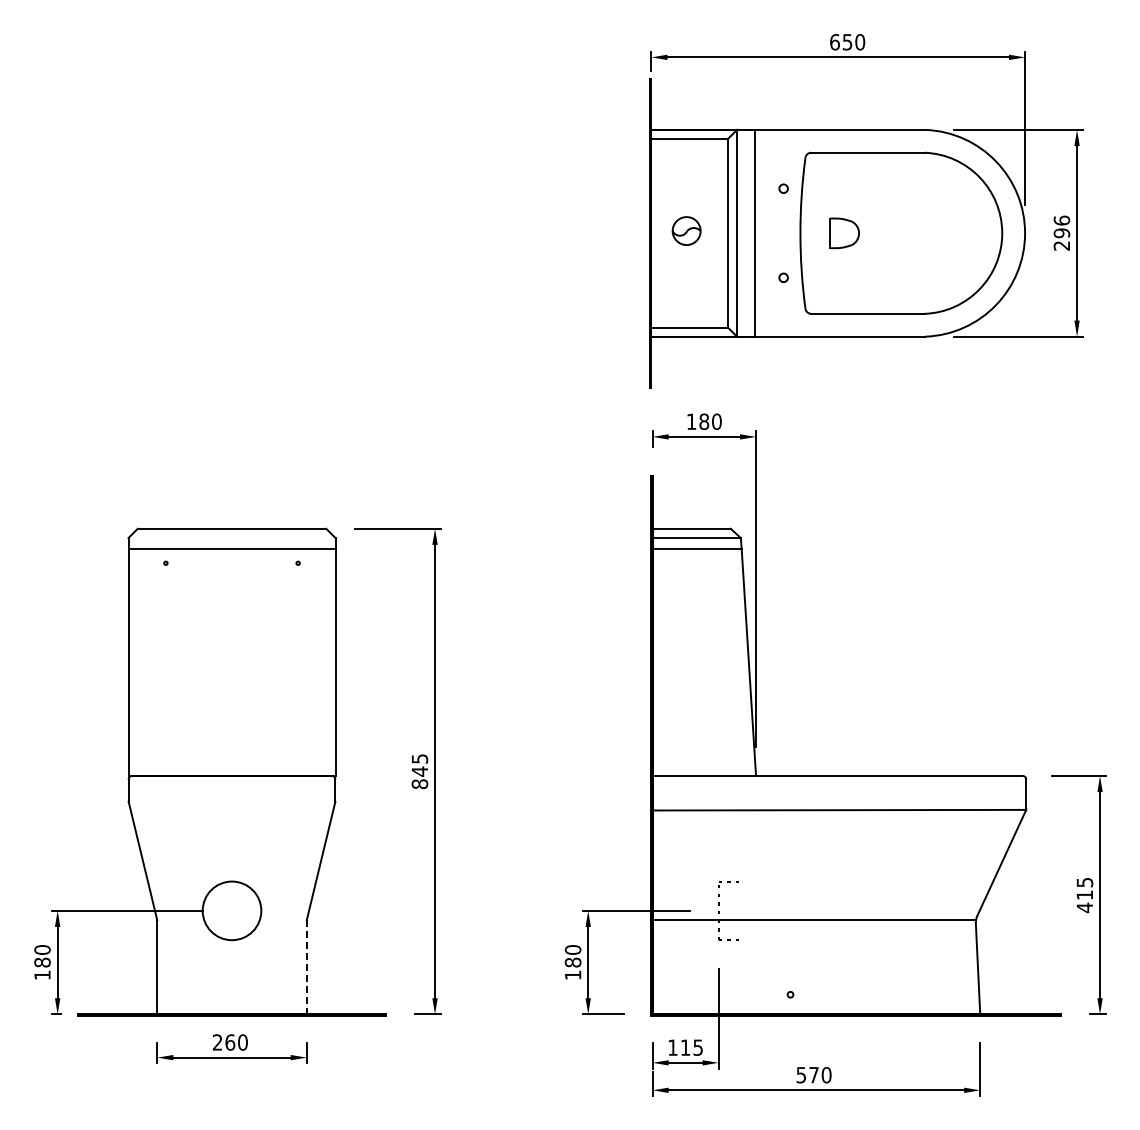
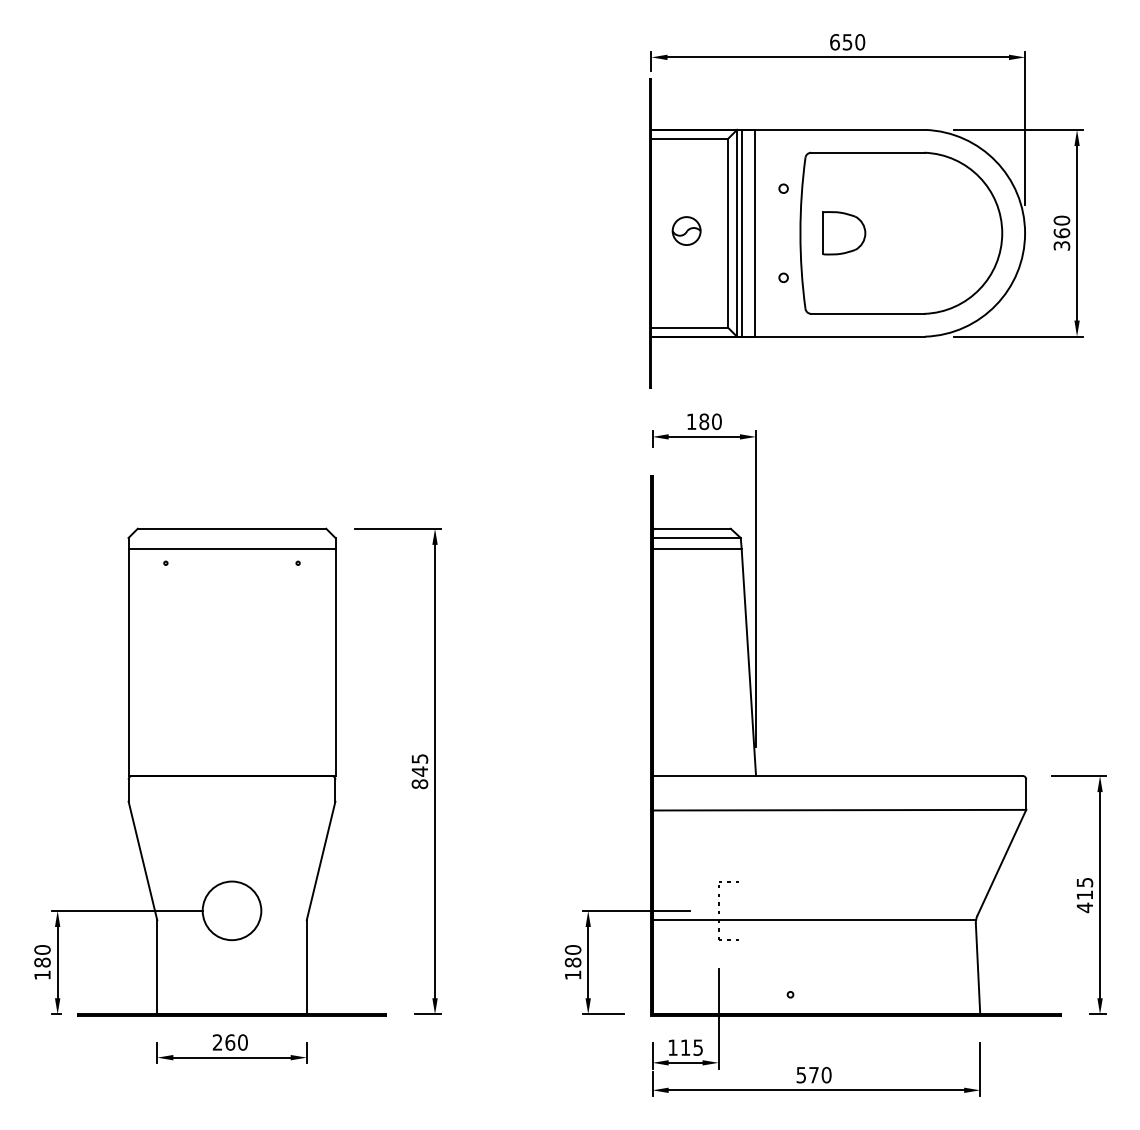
line: none -> present (741, 232)
text: 296 -> 360 (1061, 232)
part size: 31x33 px -> 45x45 px (844, 233)
line: dashed -> solid (306, 967)
